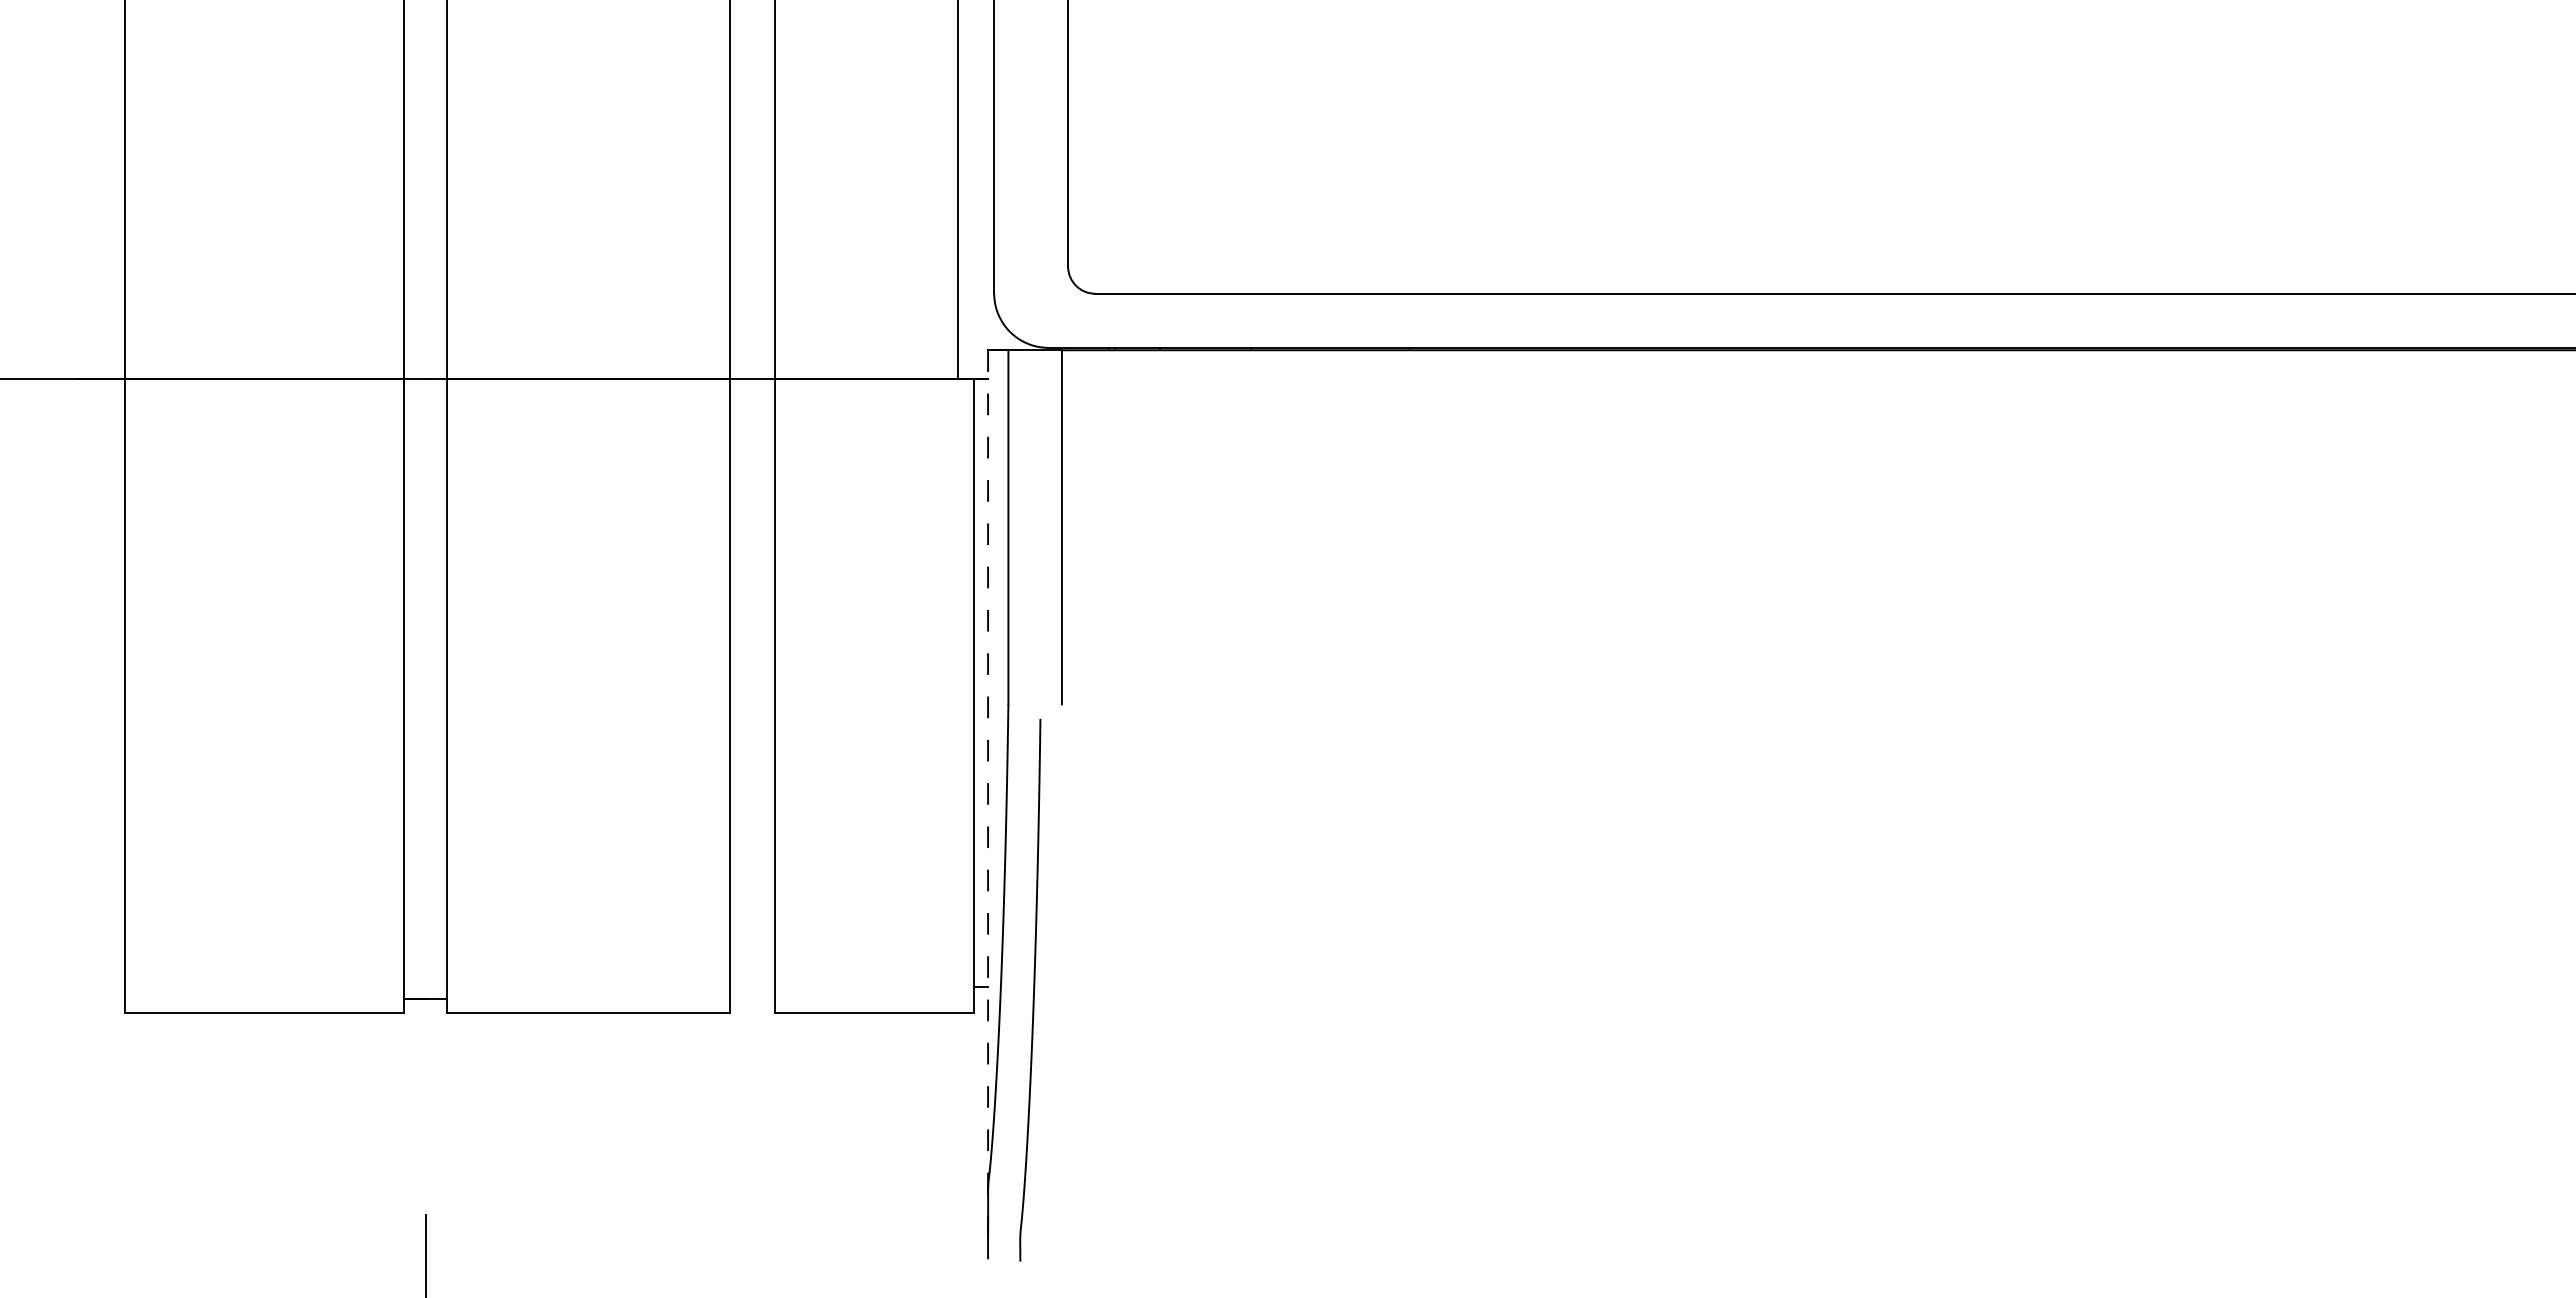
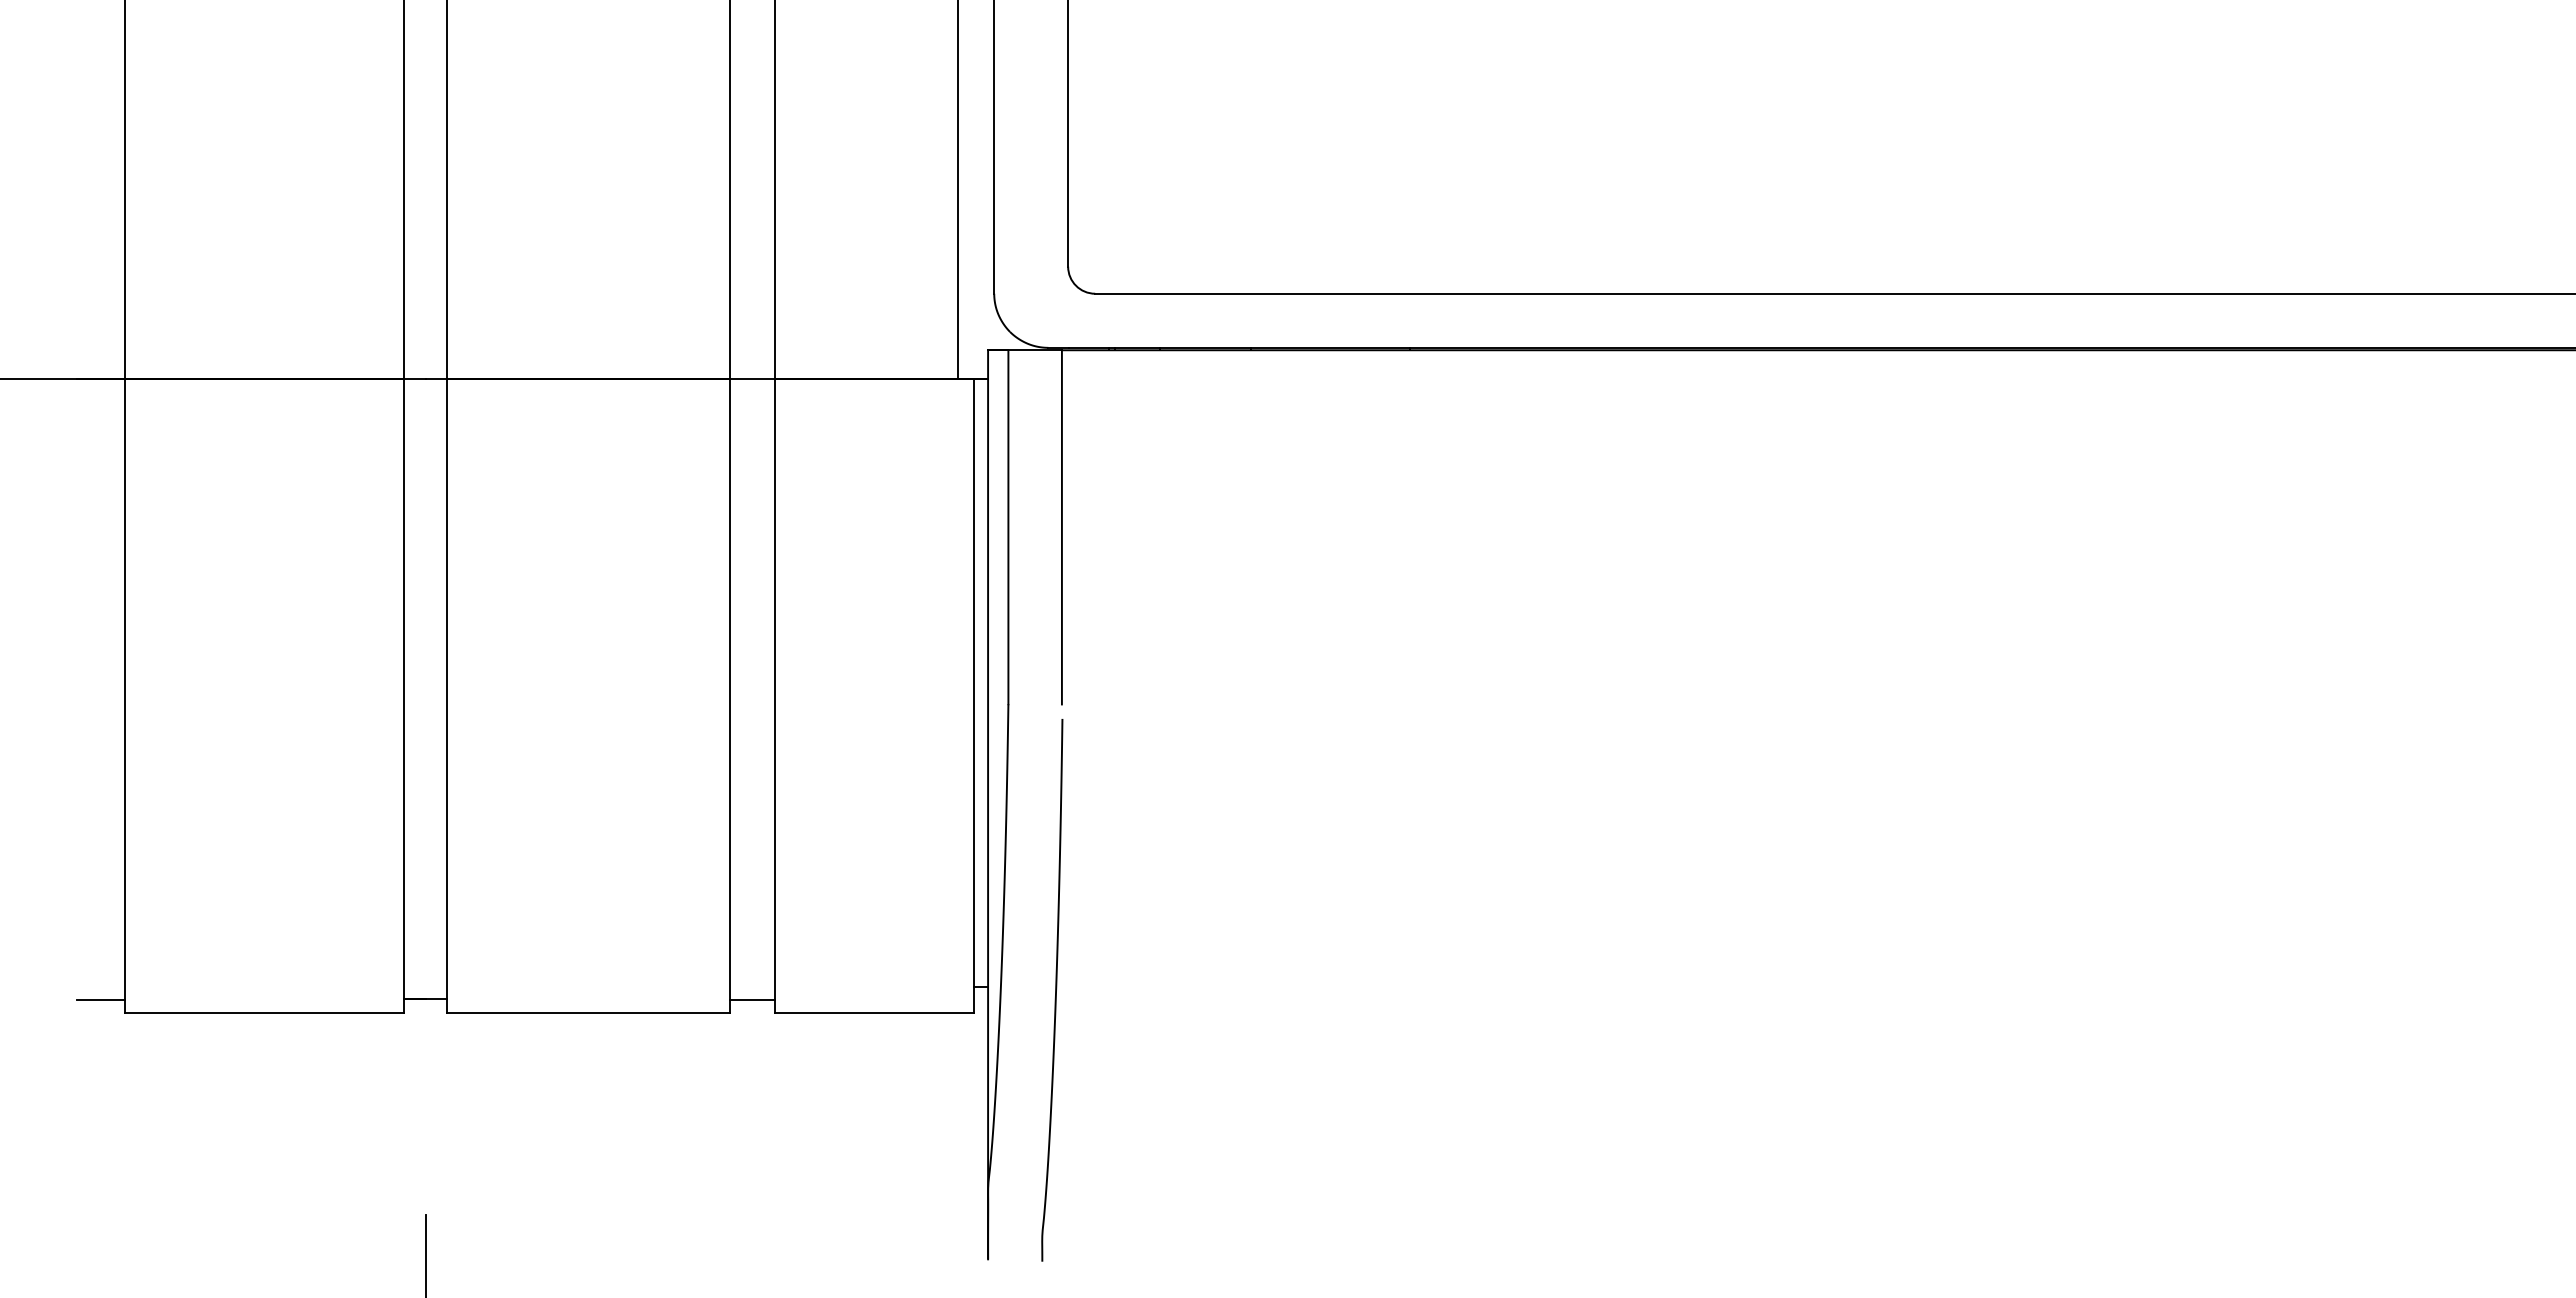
line: dashed -> solid (988, 804)
curve position: (1033, 990) -> (1055, 990) (1055, 990)
line: none -> present (100, 1000)
line: none -> present (752, 1000)
